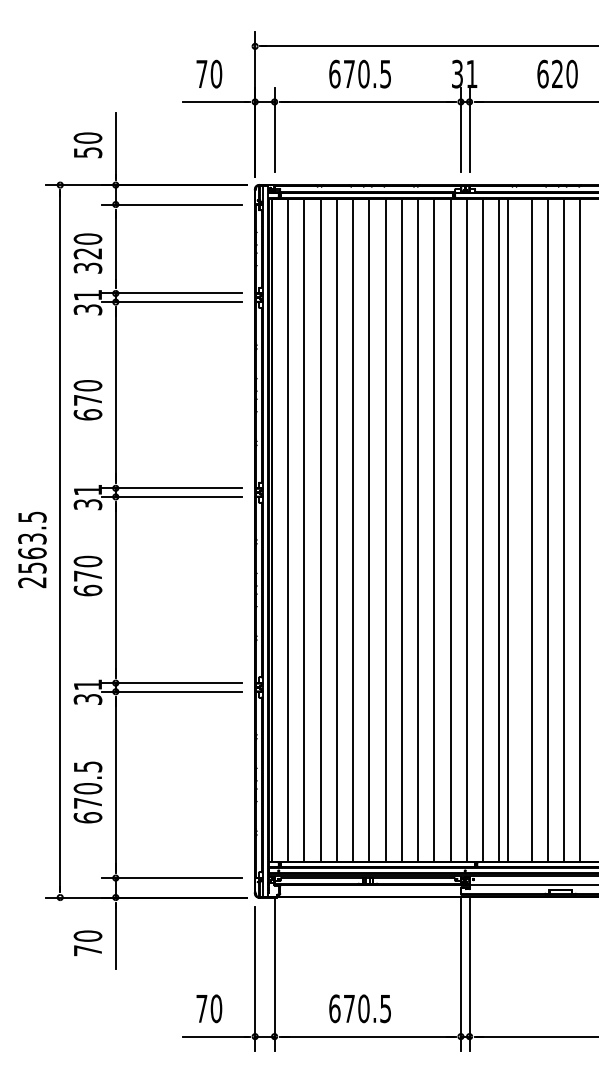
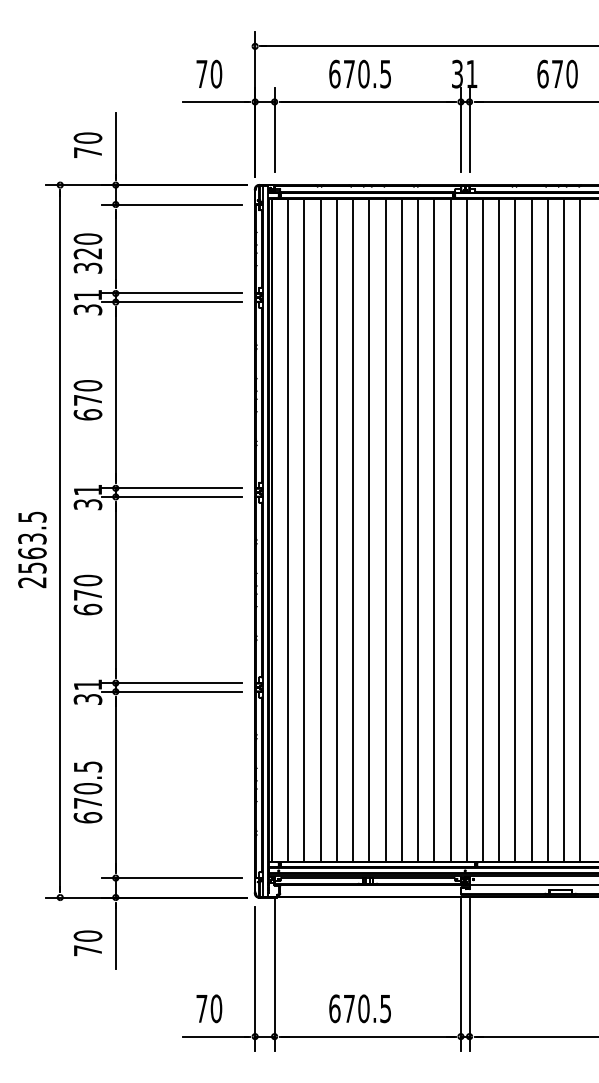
text: 620 -> 670 (557, 73)
text: 50 -> 70 (88, 152)
line position: (508, 529) -> (515, 529) (515, 529)
text position: (87, 575) -> (87, 594) (87, 594)
